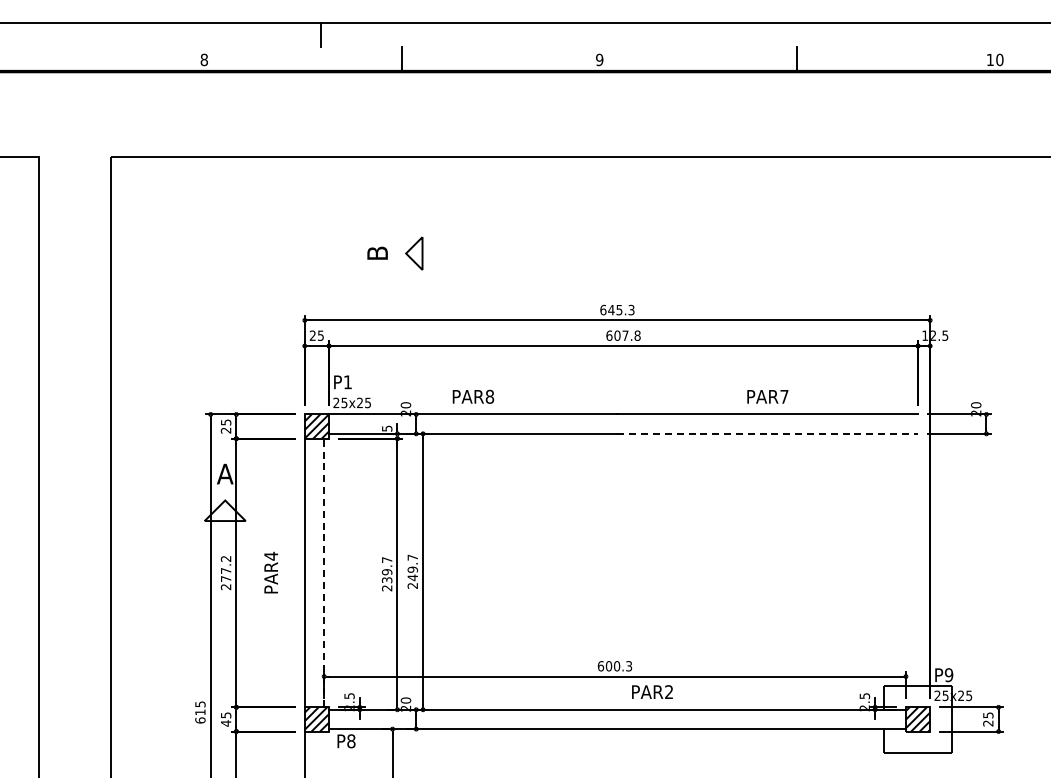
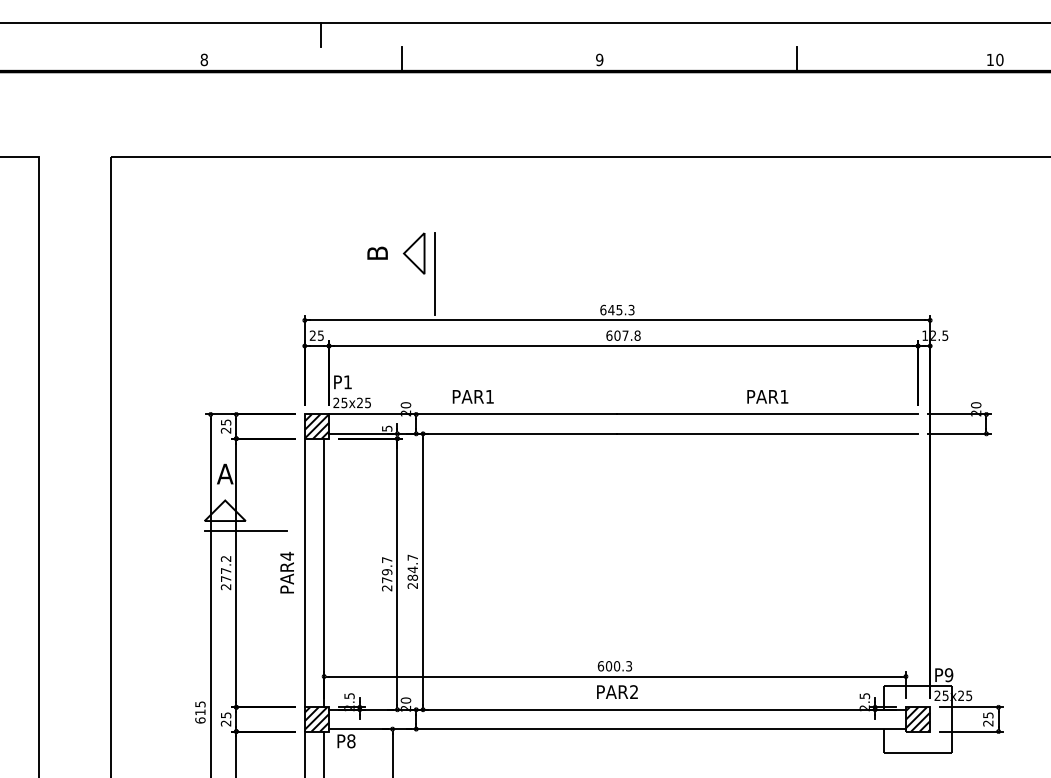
part size: 19x35 px -> 23x43 px (414, 253)
line: none -> present (434, 274)
text: PAR8 -> PAR1 (489, 396)
text: PAR7 -> PAR1 (784, 396)
line: dashed -> solid (768, 433)
line: none -> present (245, 531)
text position: (270, 572) -> (286, 572) (286, 572)
line: dashed -> solid (324, 572)
text: 249.7 -> 284.7 (412, 573)
text: 239.7 -> 279.7 (386, 580)
text position: (652, 691) -> (617, 691) (617, 691)
text: 45 -> 25 (225, 723)
line: none -> present (324, 752)
